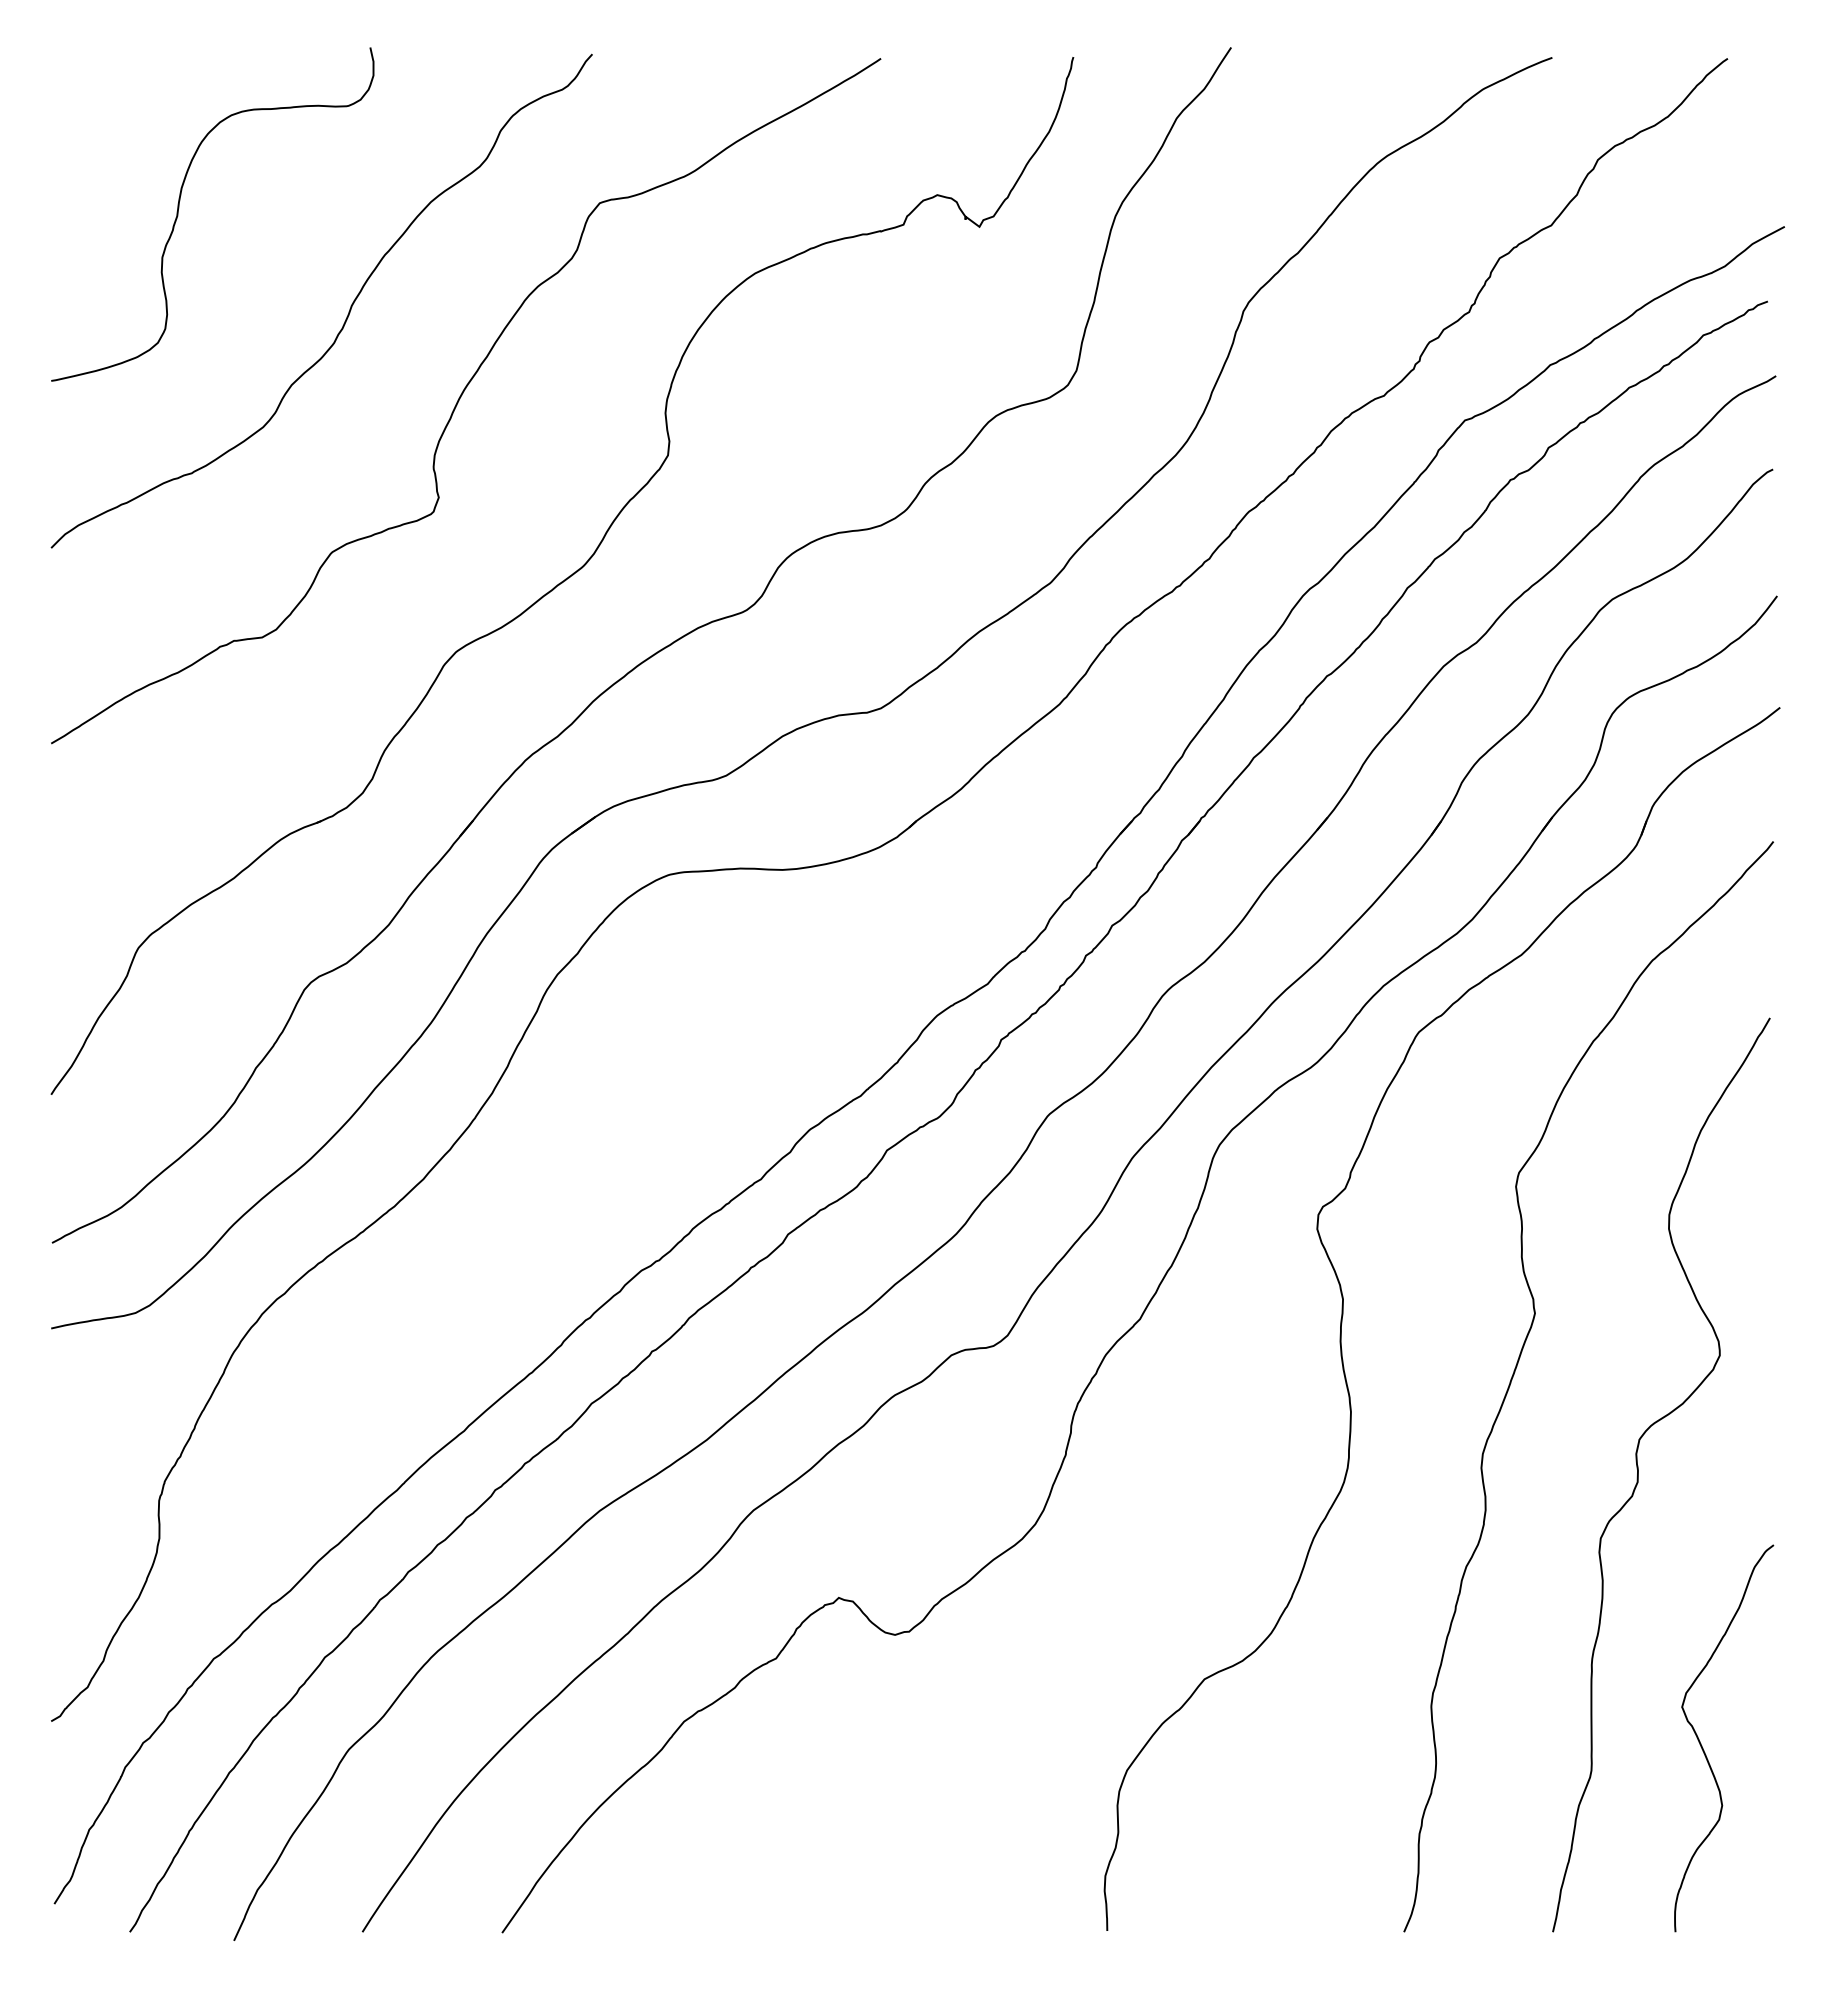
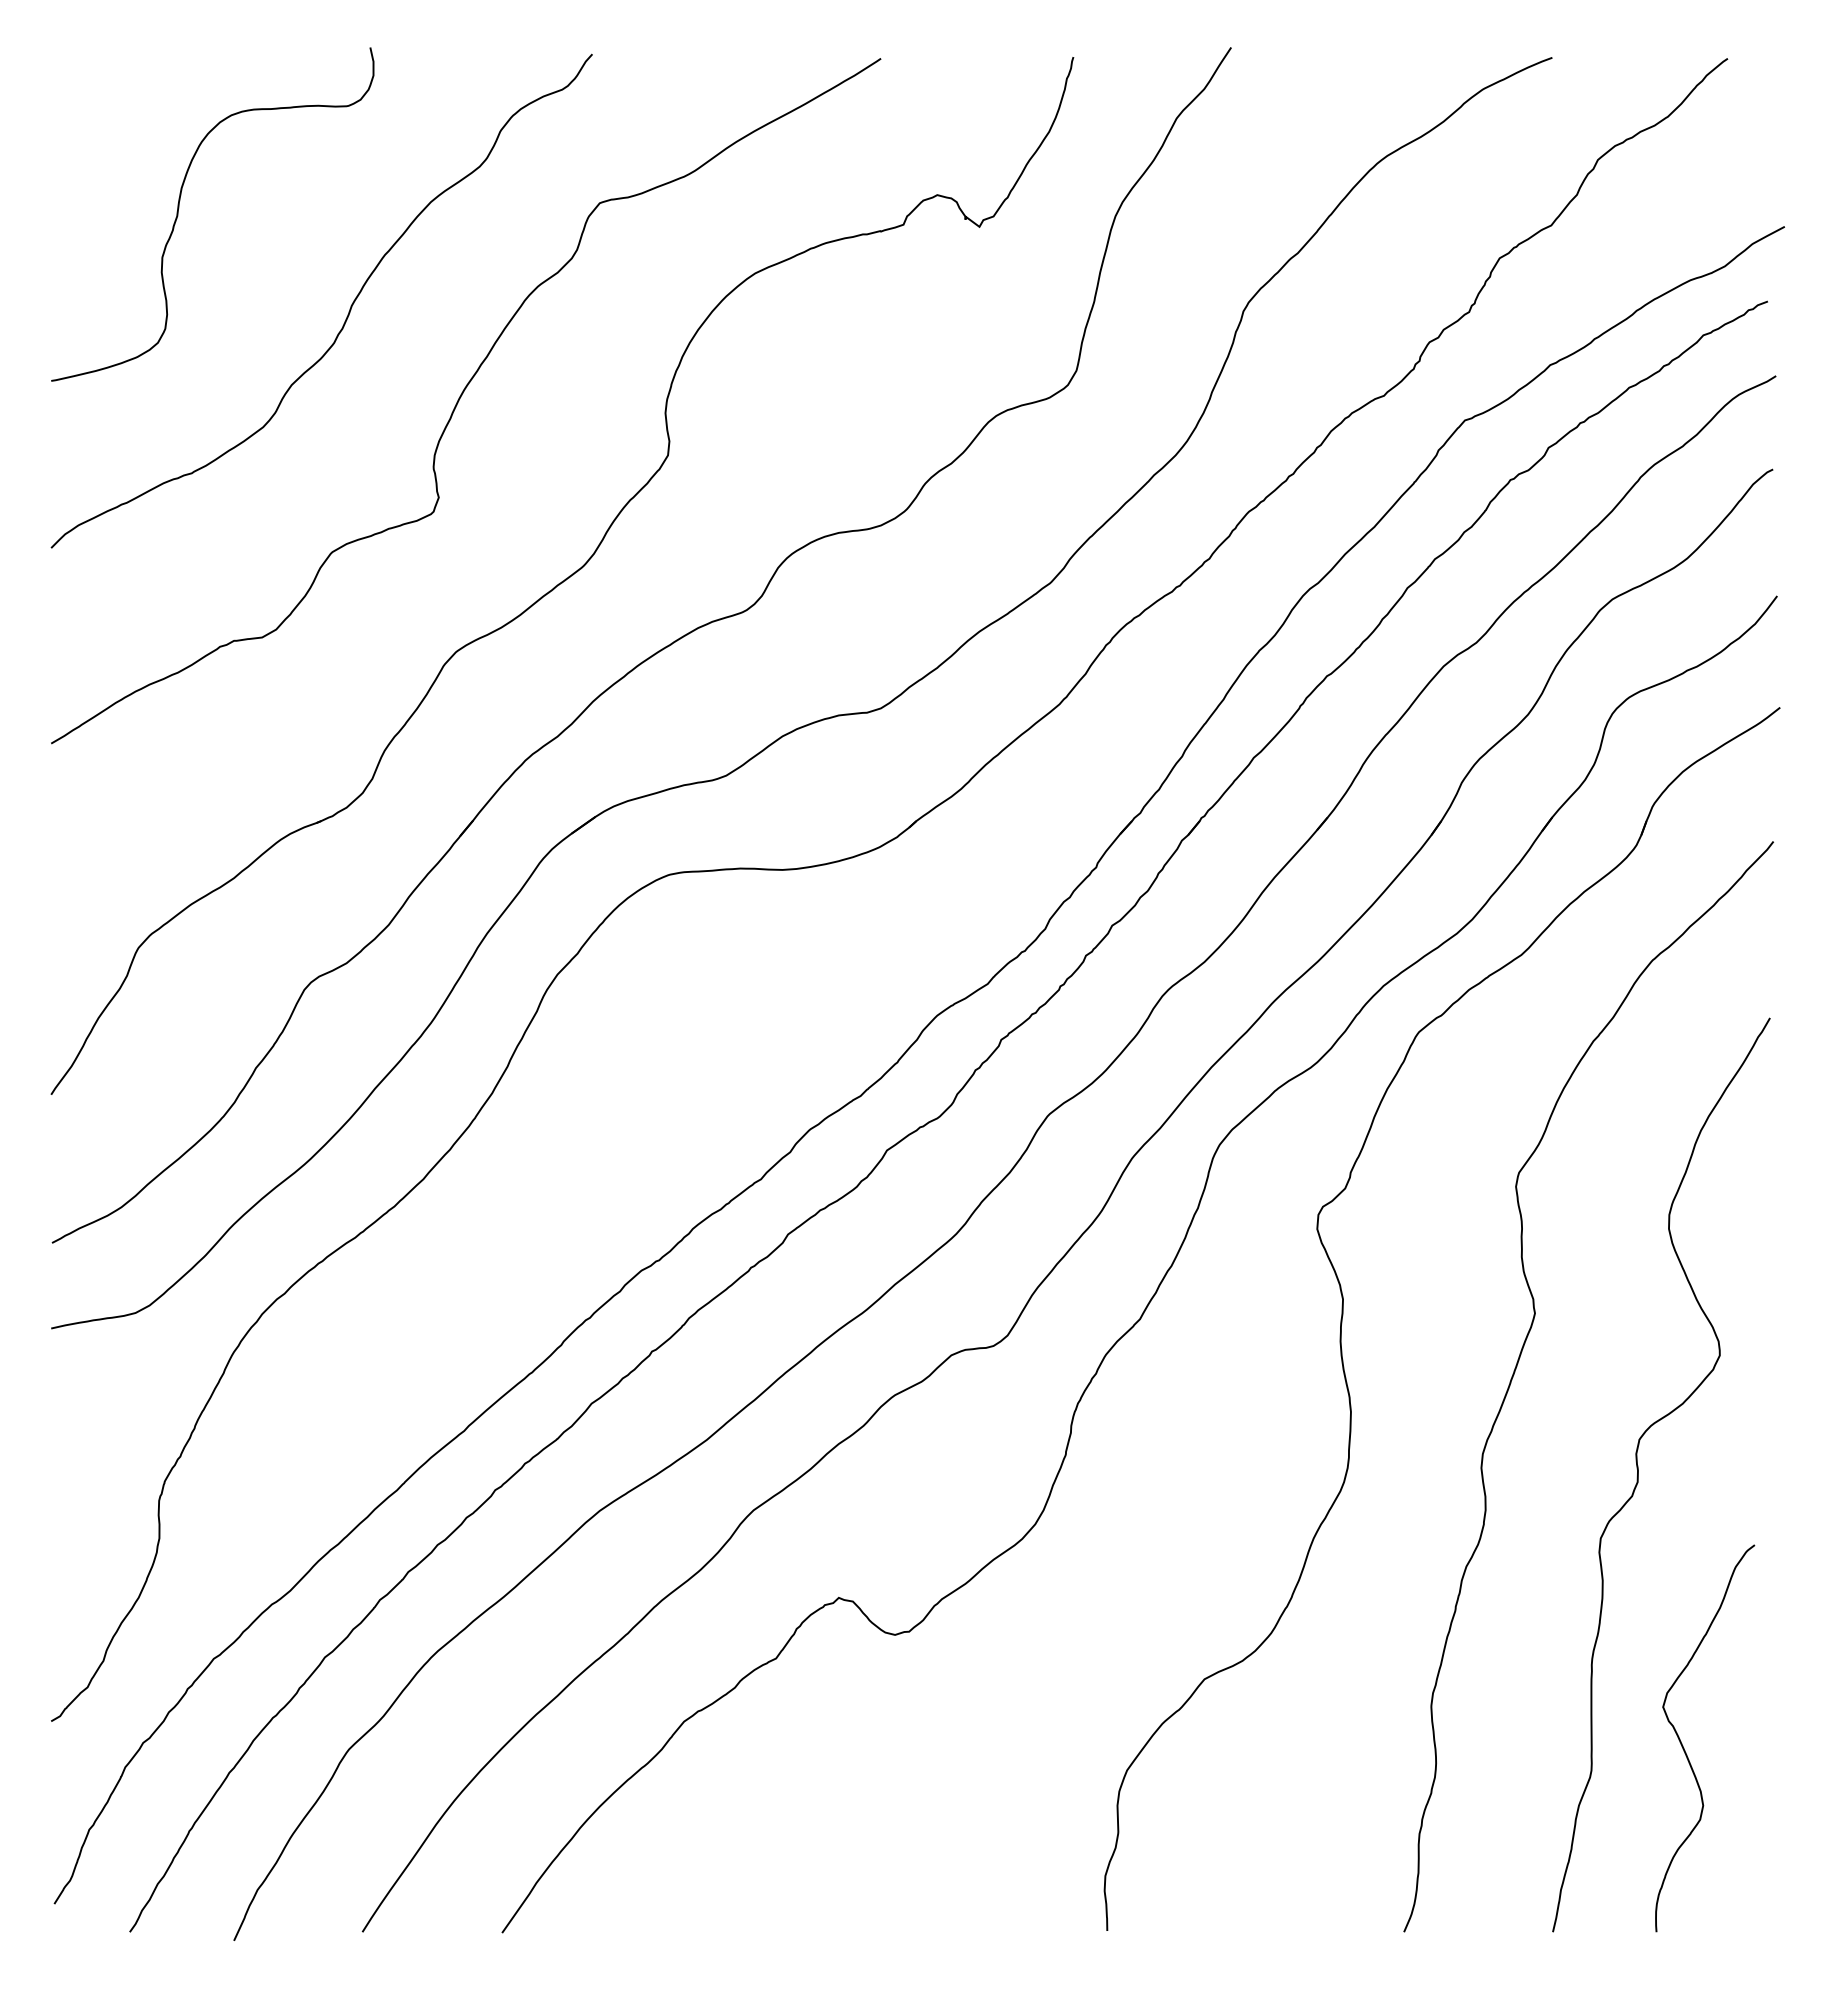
curve position: (1702, 1745) -> (1683, 1745) (1683, 1745)
